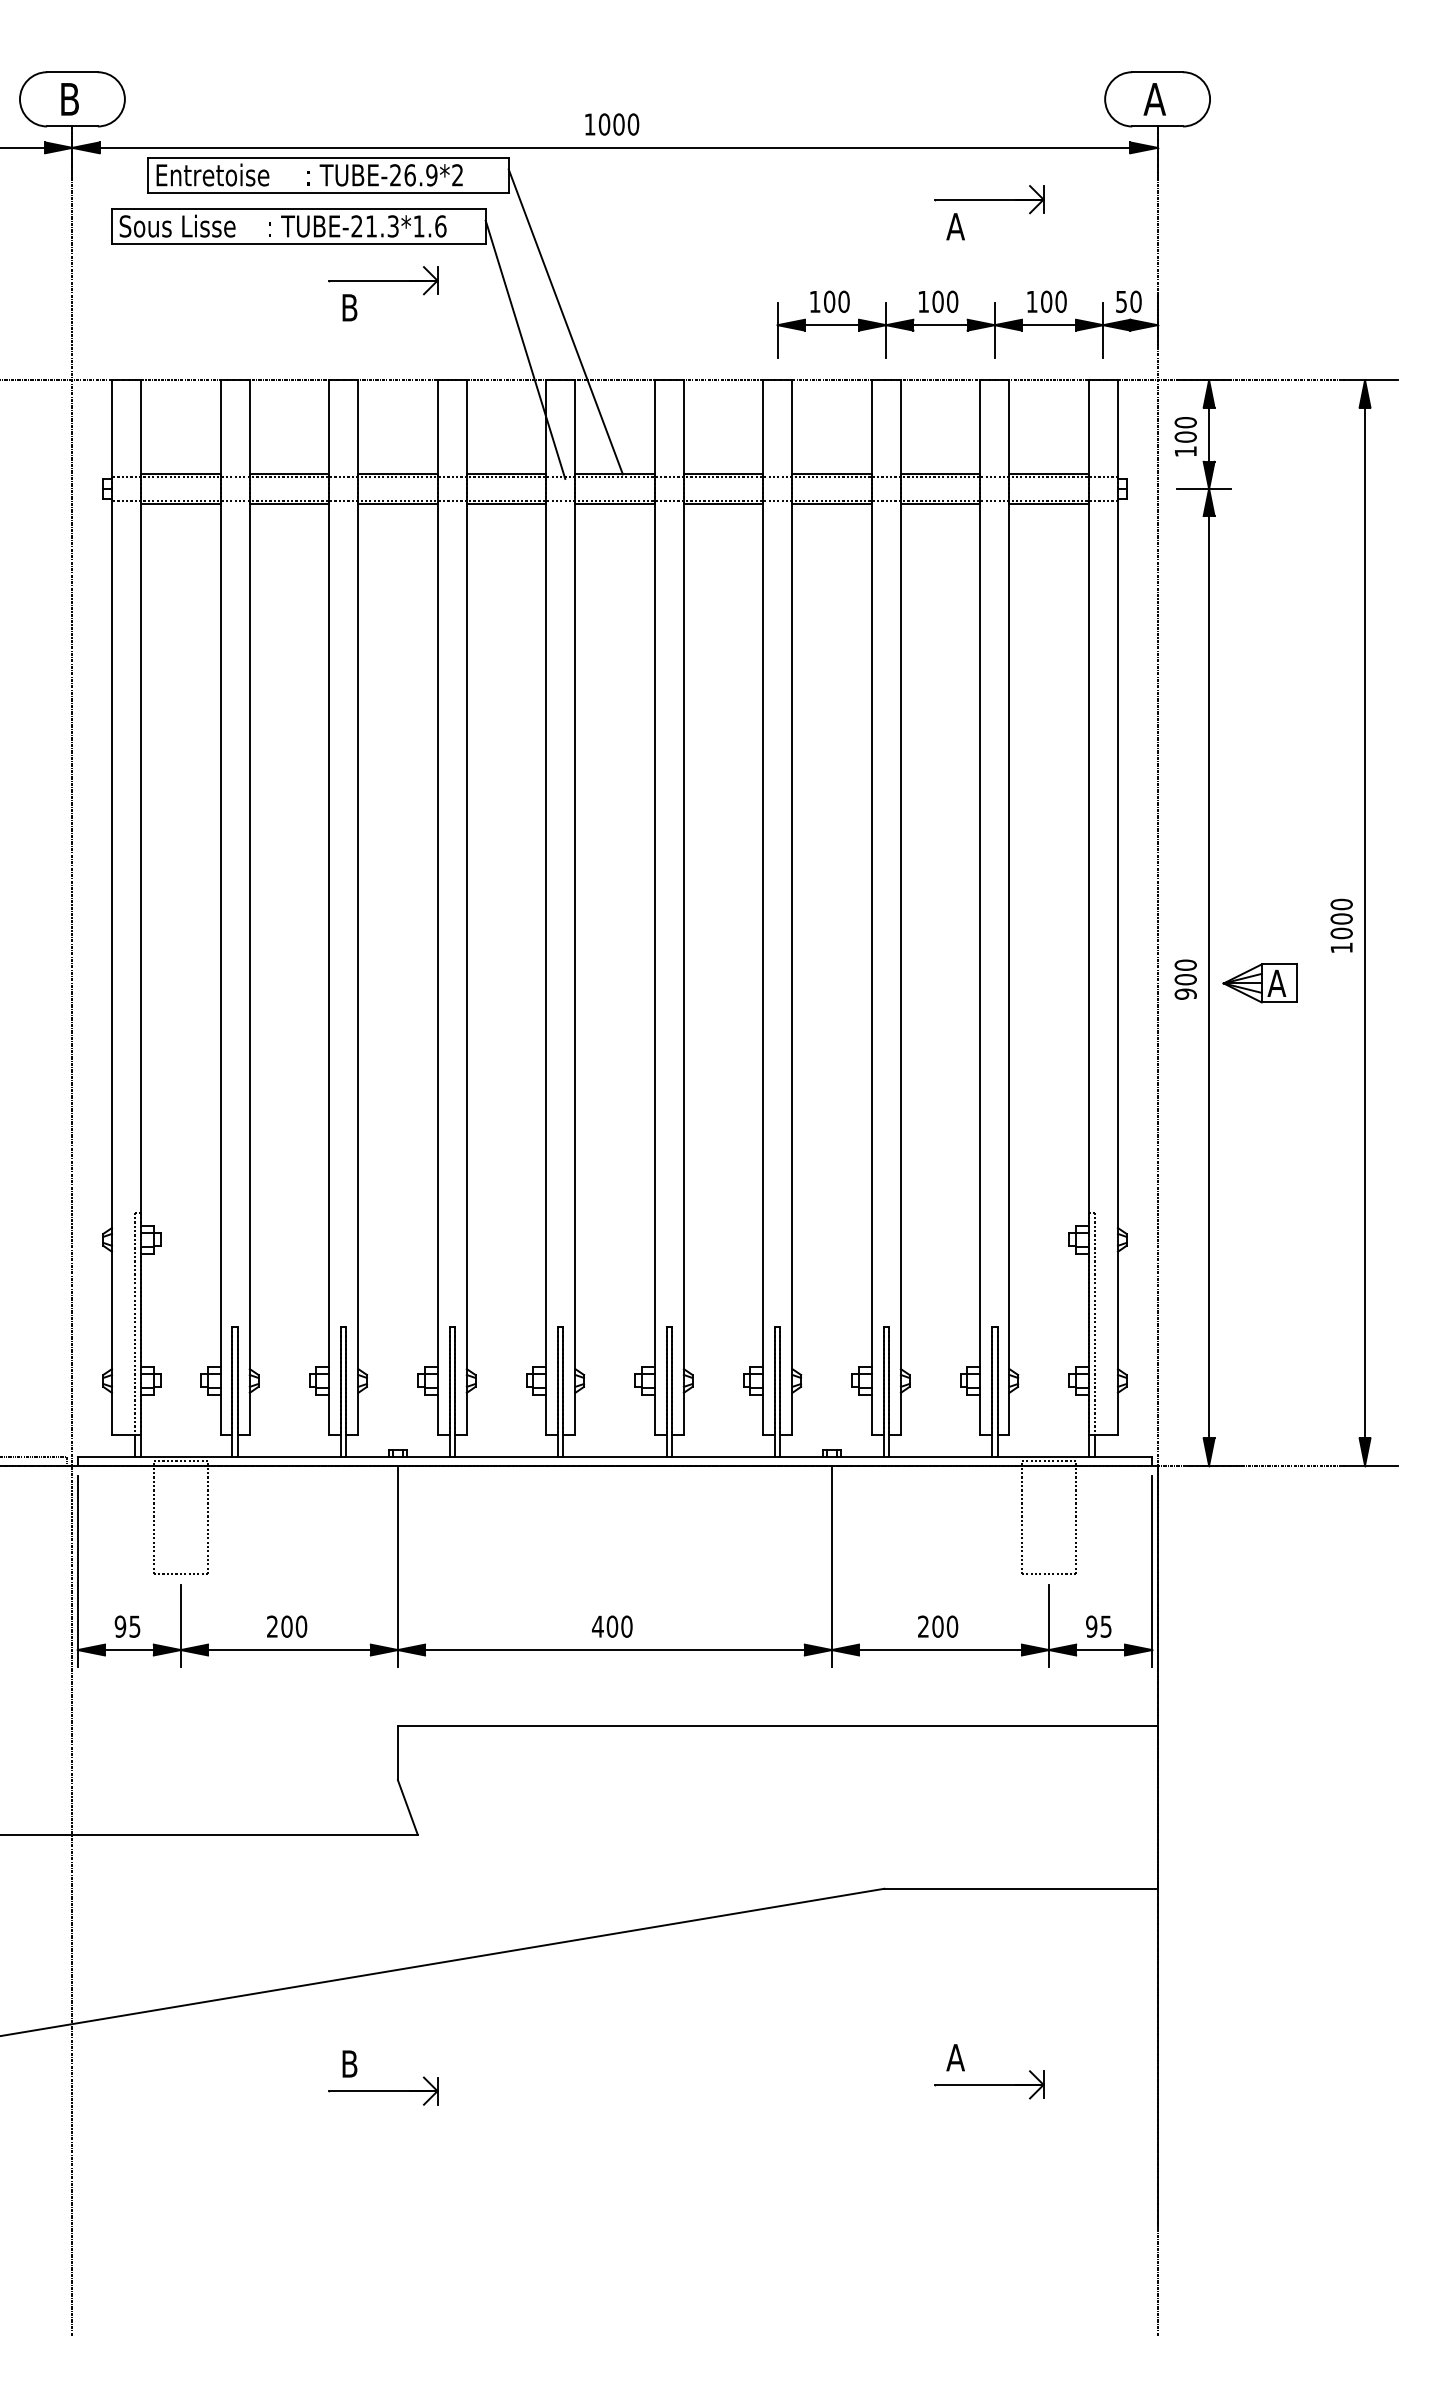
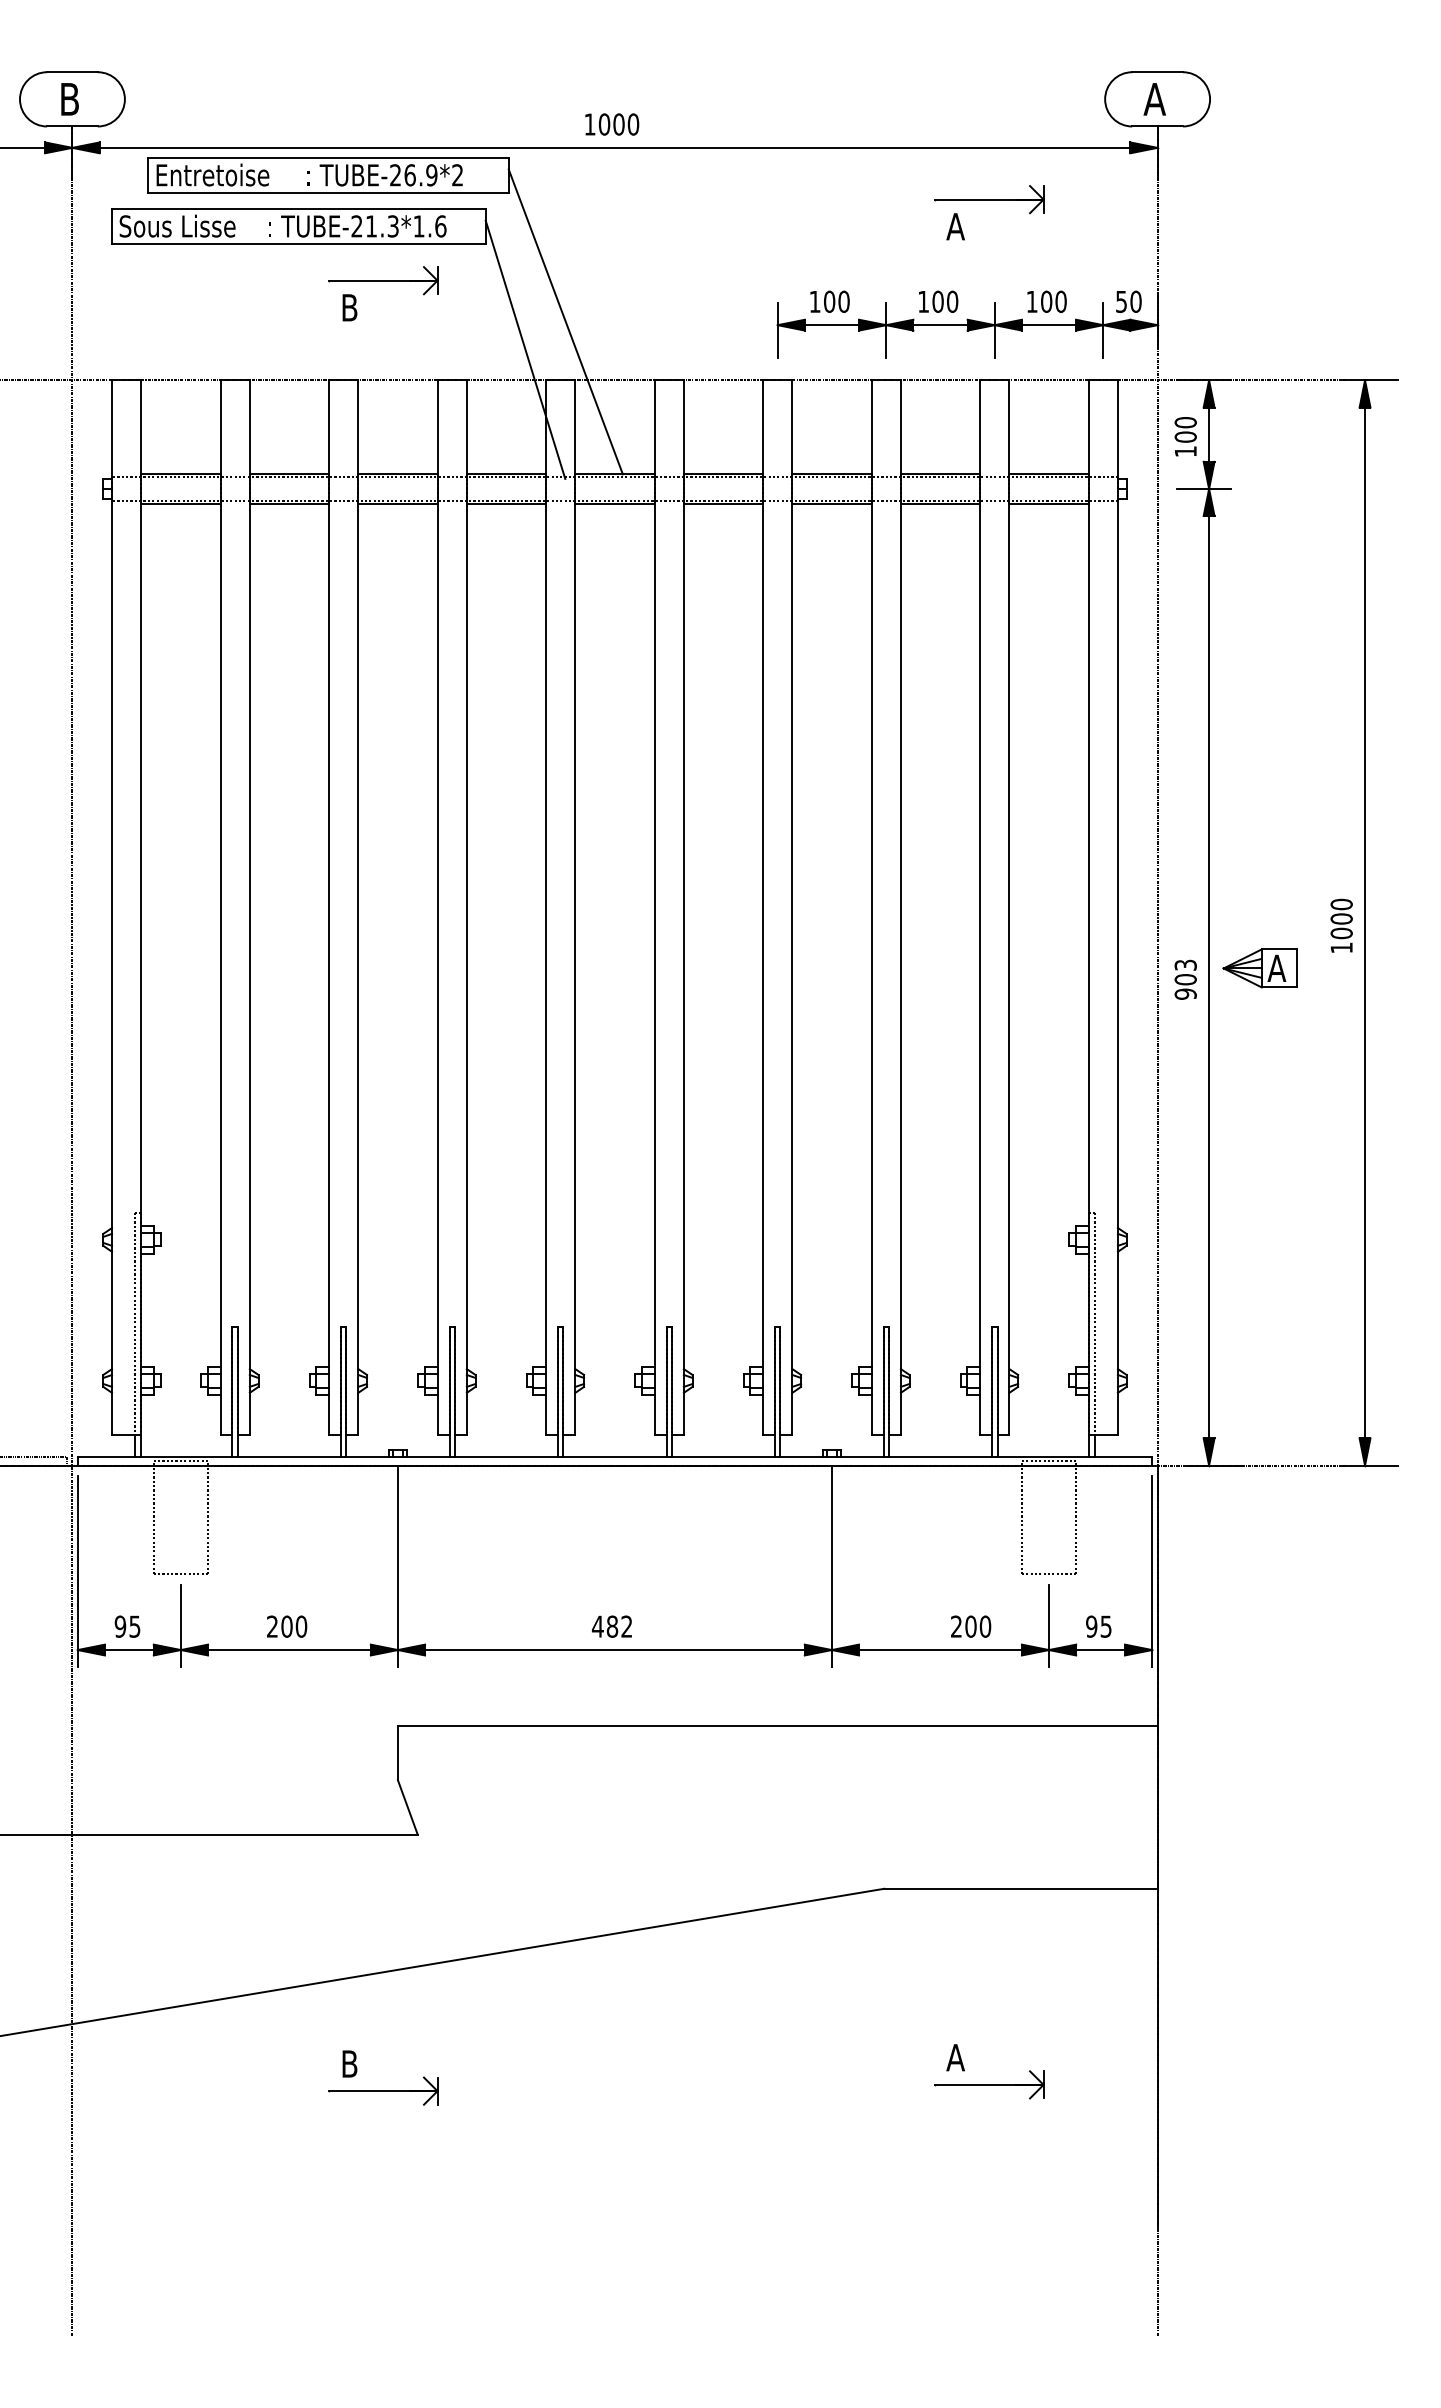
text: 900 -> 903 (1185, 964)
part position: (1259, 983) -> (1259, 968) (1259, 968)
text: 400 -> 482 (619, 1626)
text position: (938, 1626) -> (971, 1626) (971, 1626)
